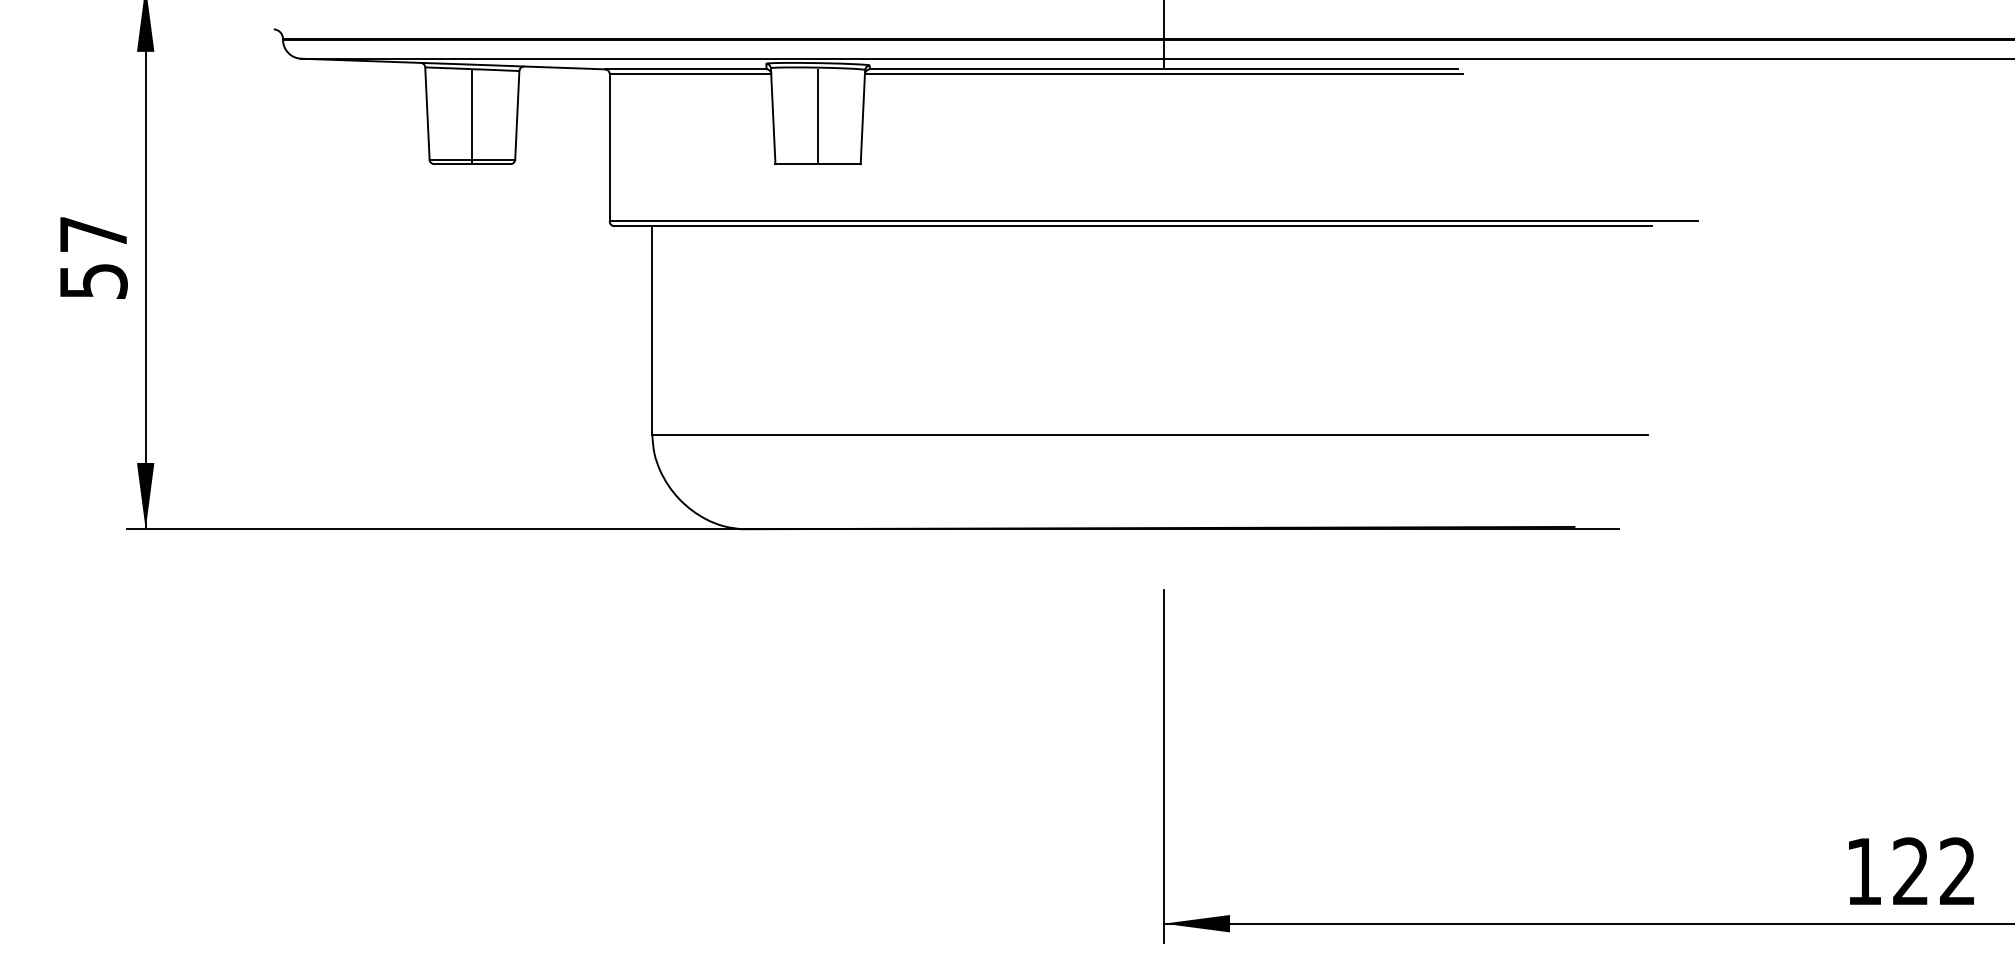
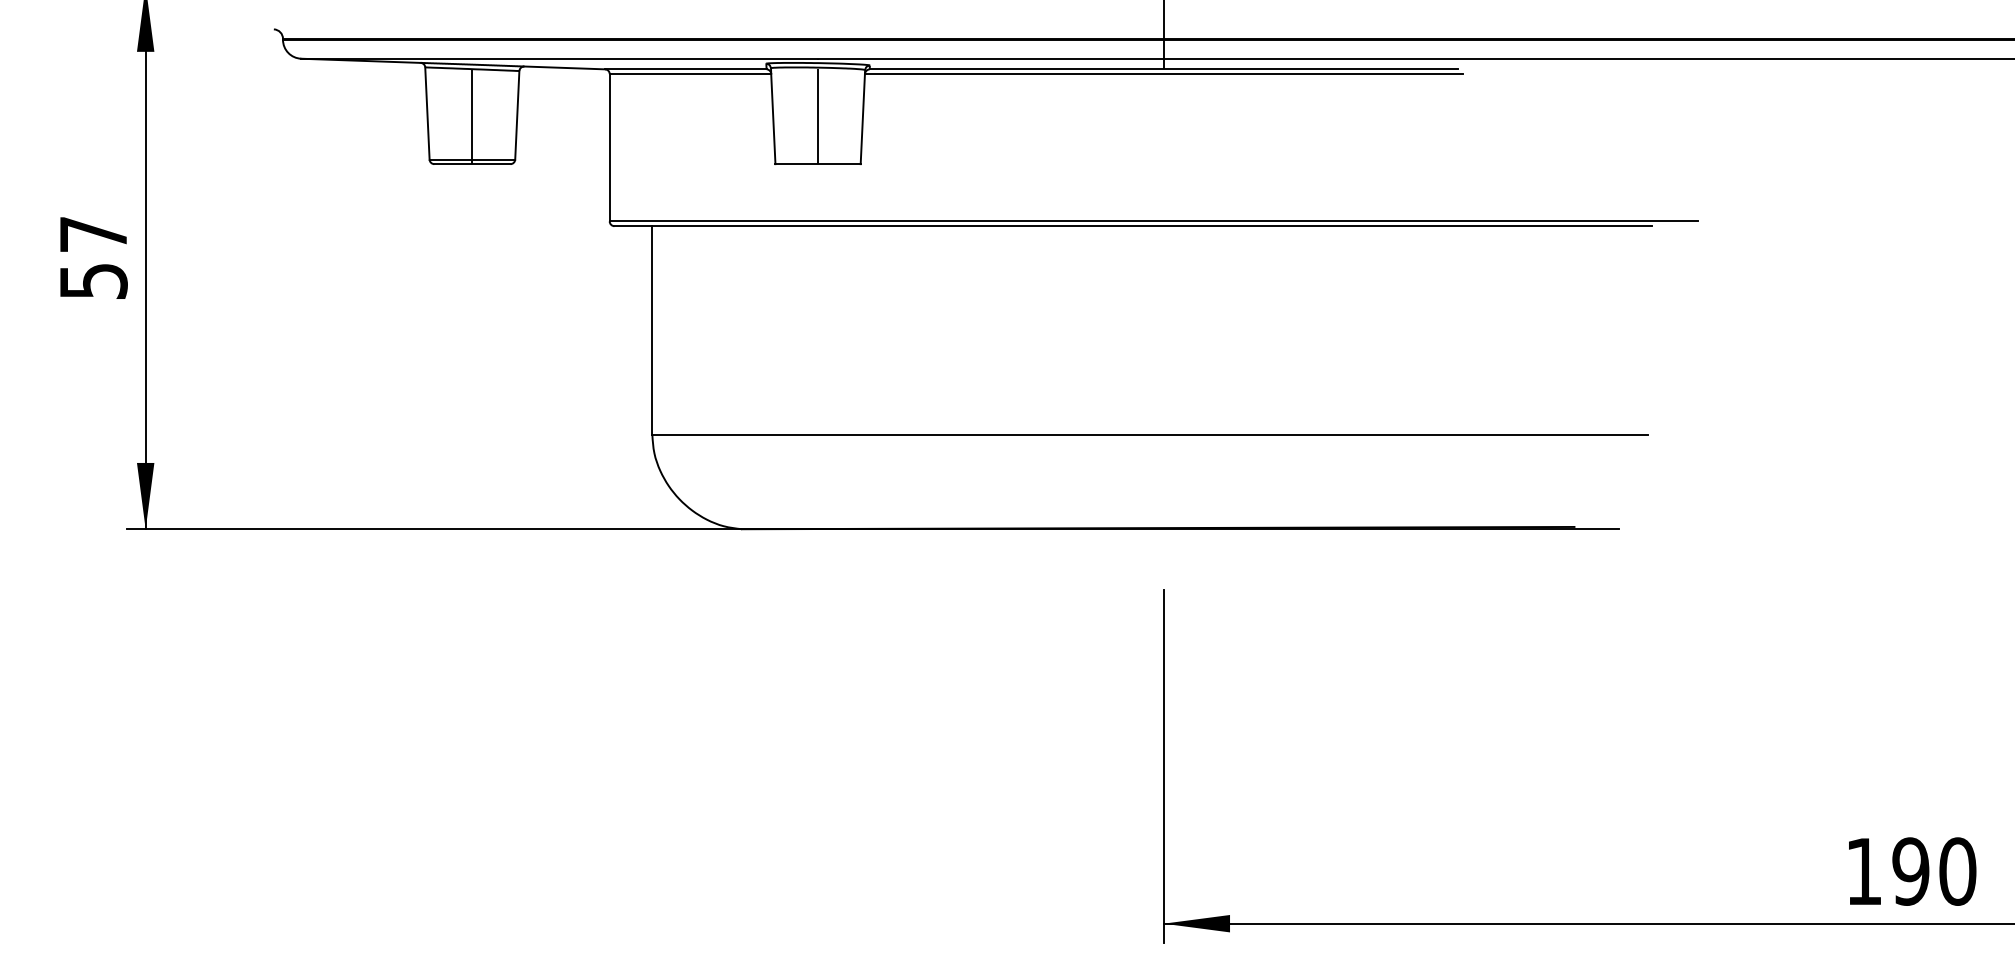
text: 122 -> 190 (1934, 871)
